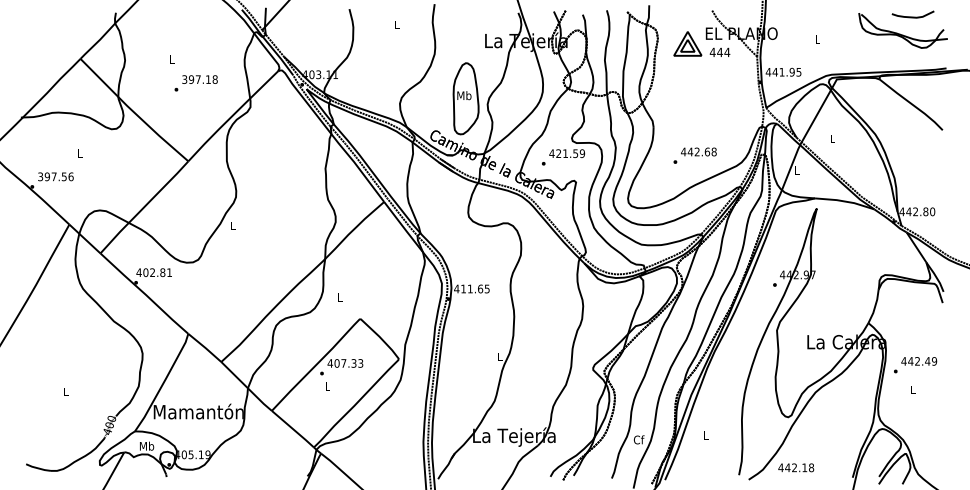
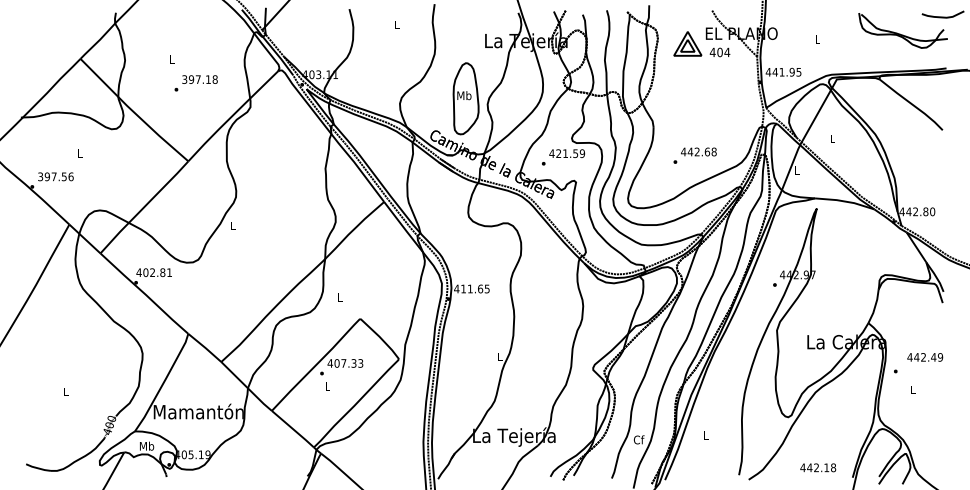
curve position: (912, 16) -> (942, 16) (942, 16)
text: 444 -> 404 (719, 52)
text position: (919, 361) -> (925, 357) (925, 357)
text position: (796, 467) -> (818, 467) (818, 467)
